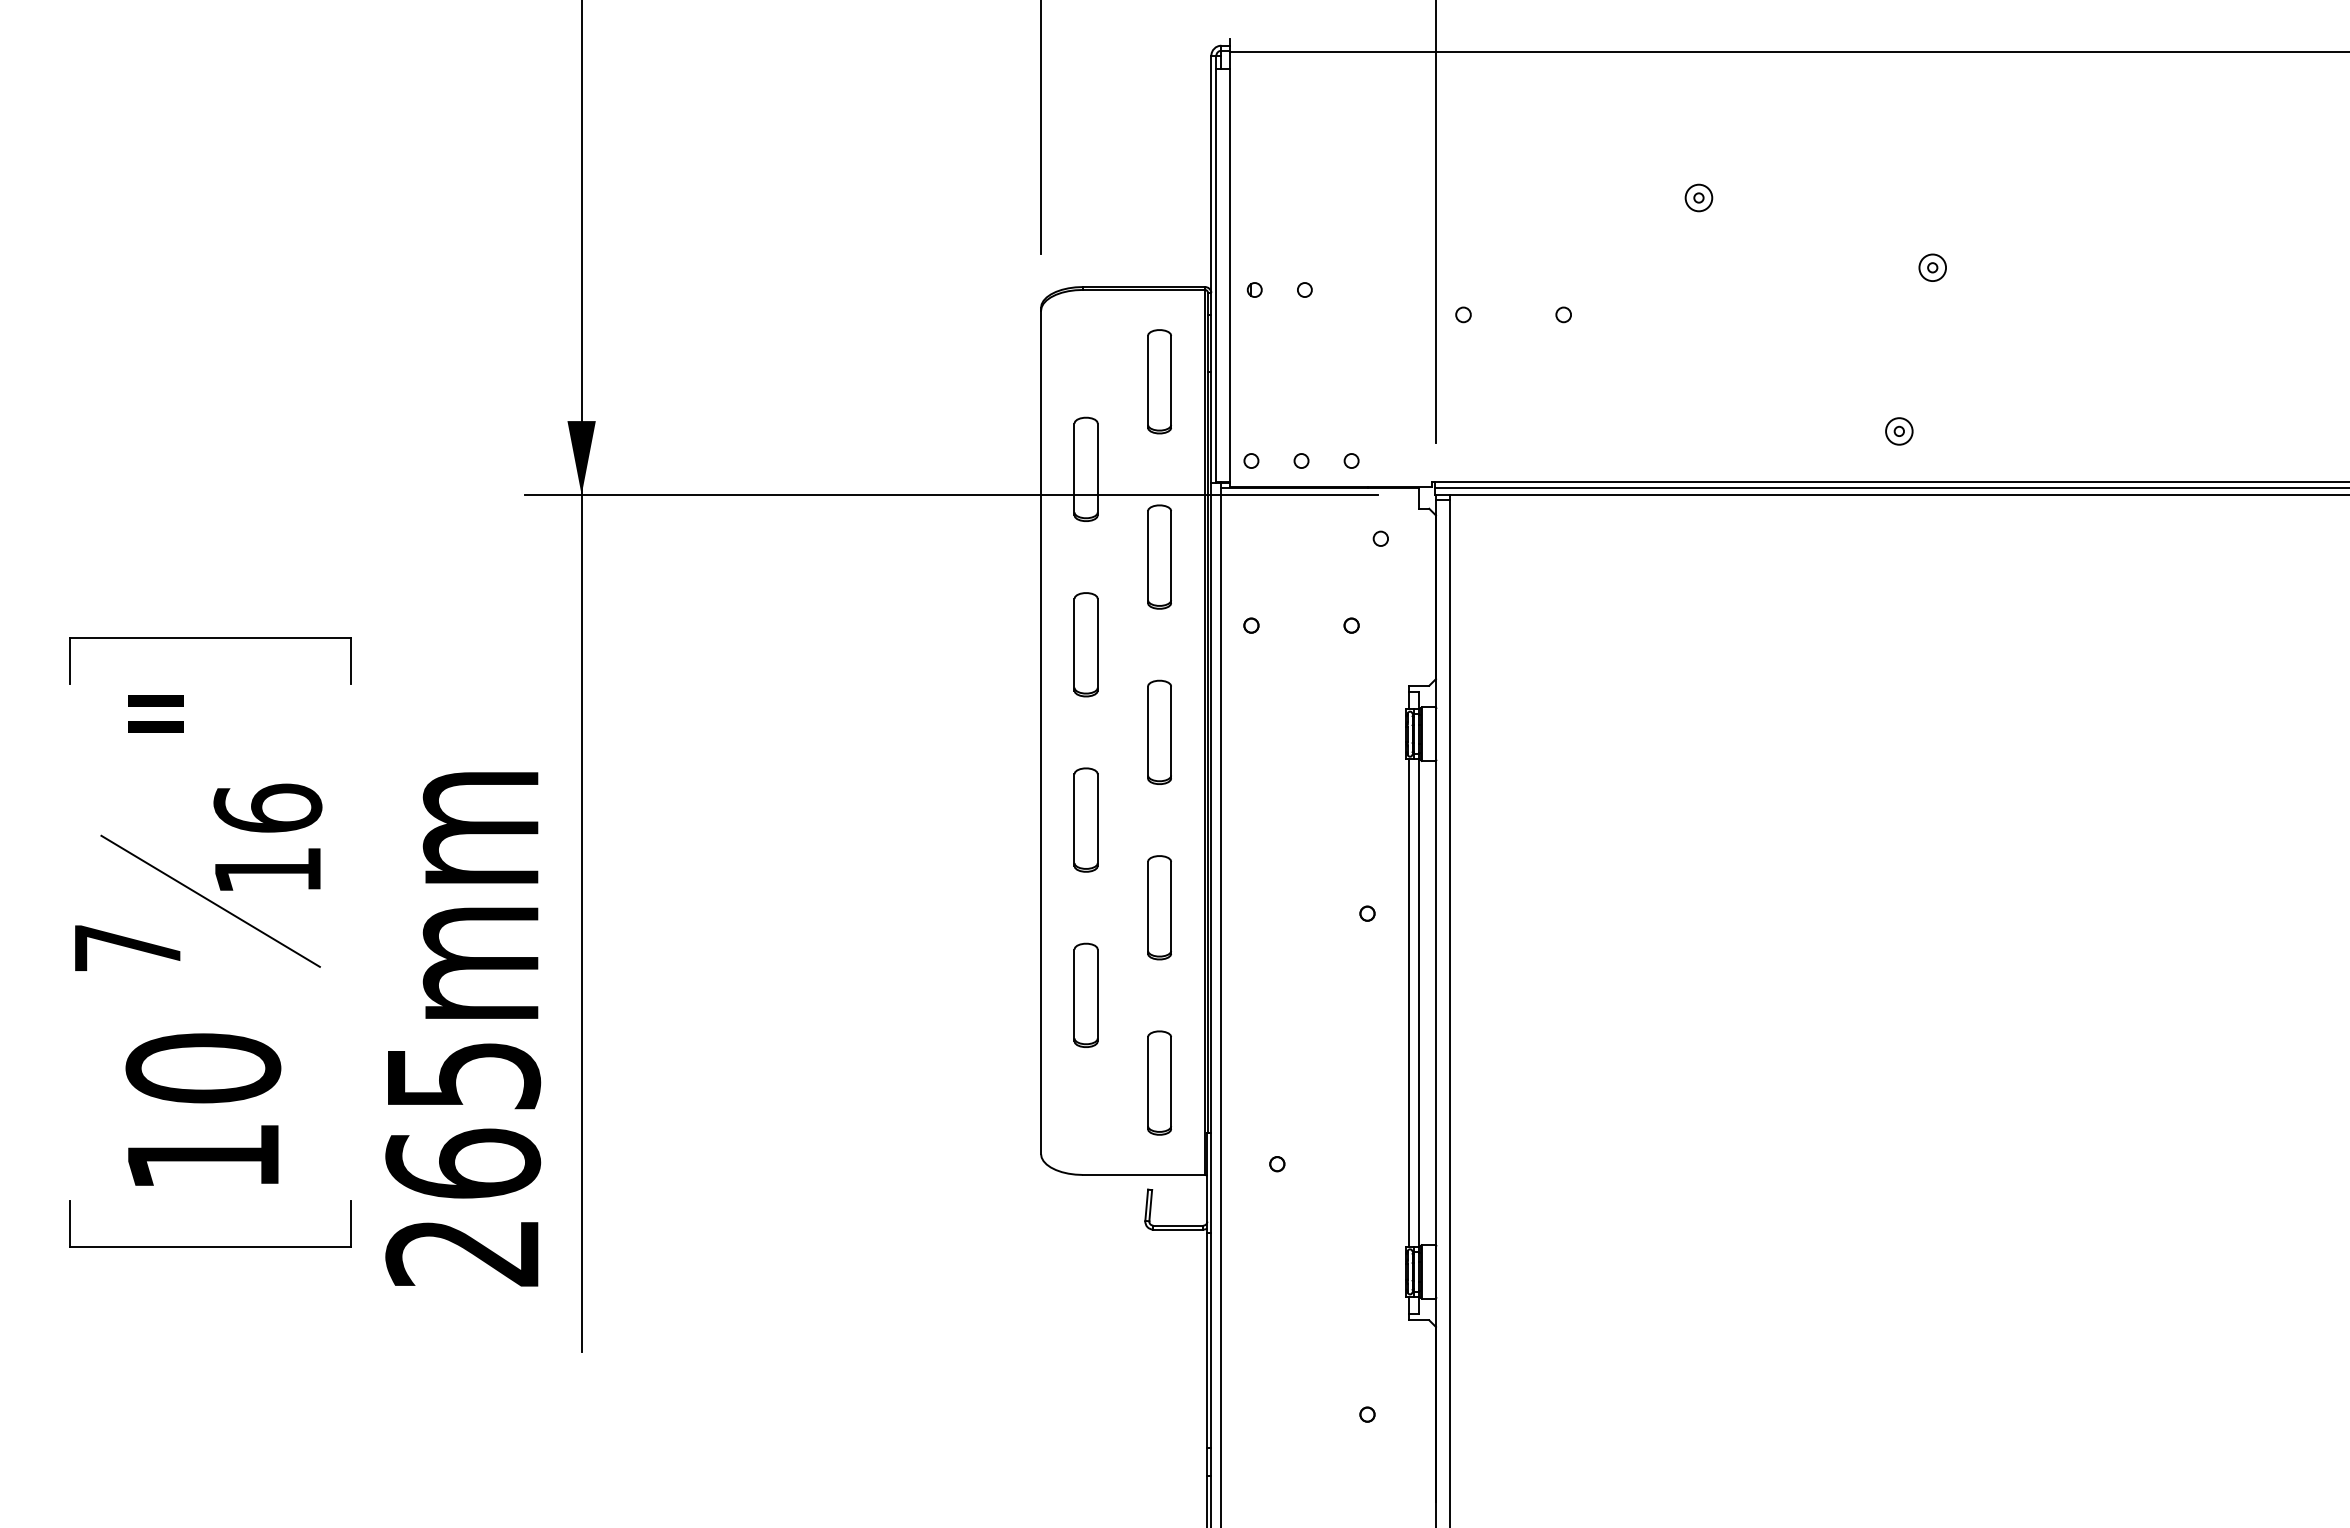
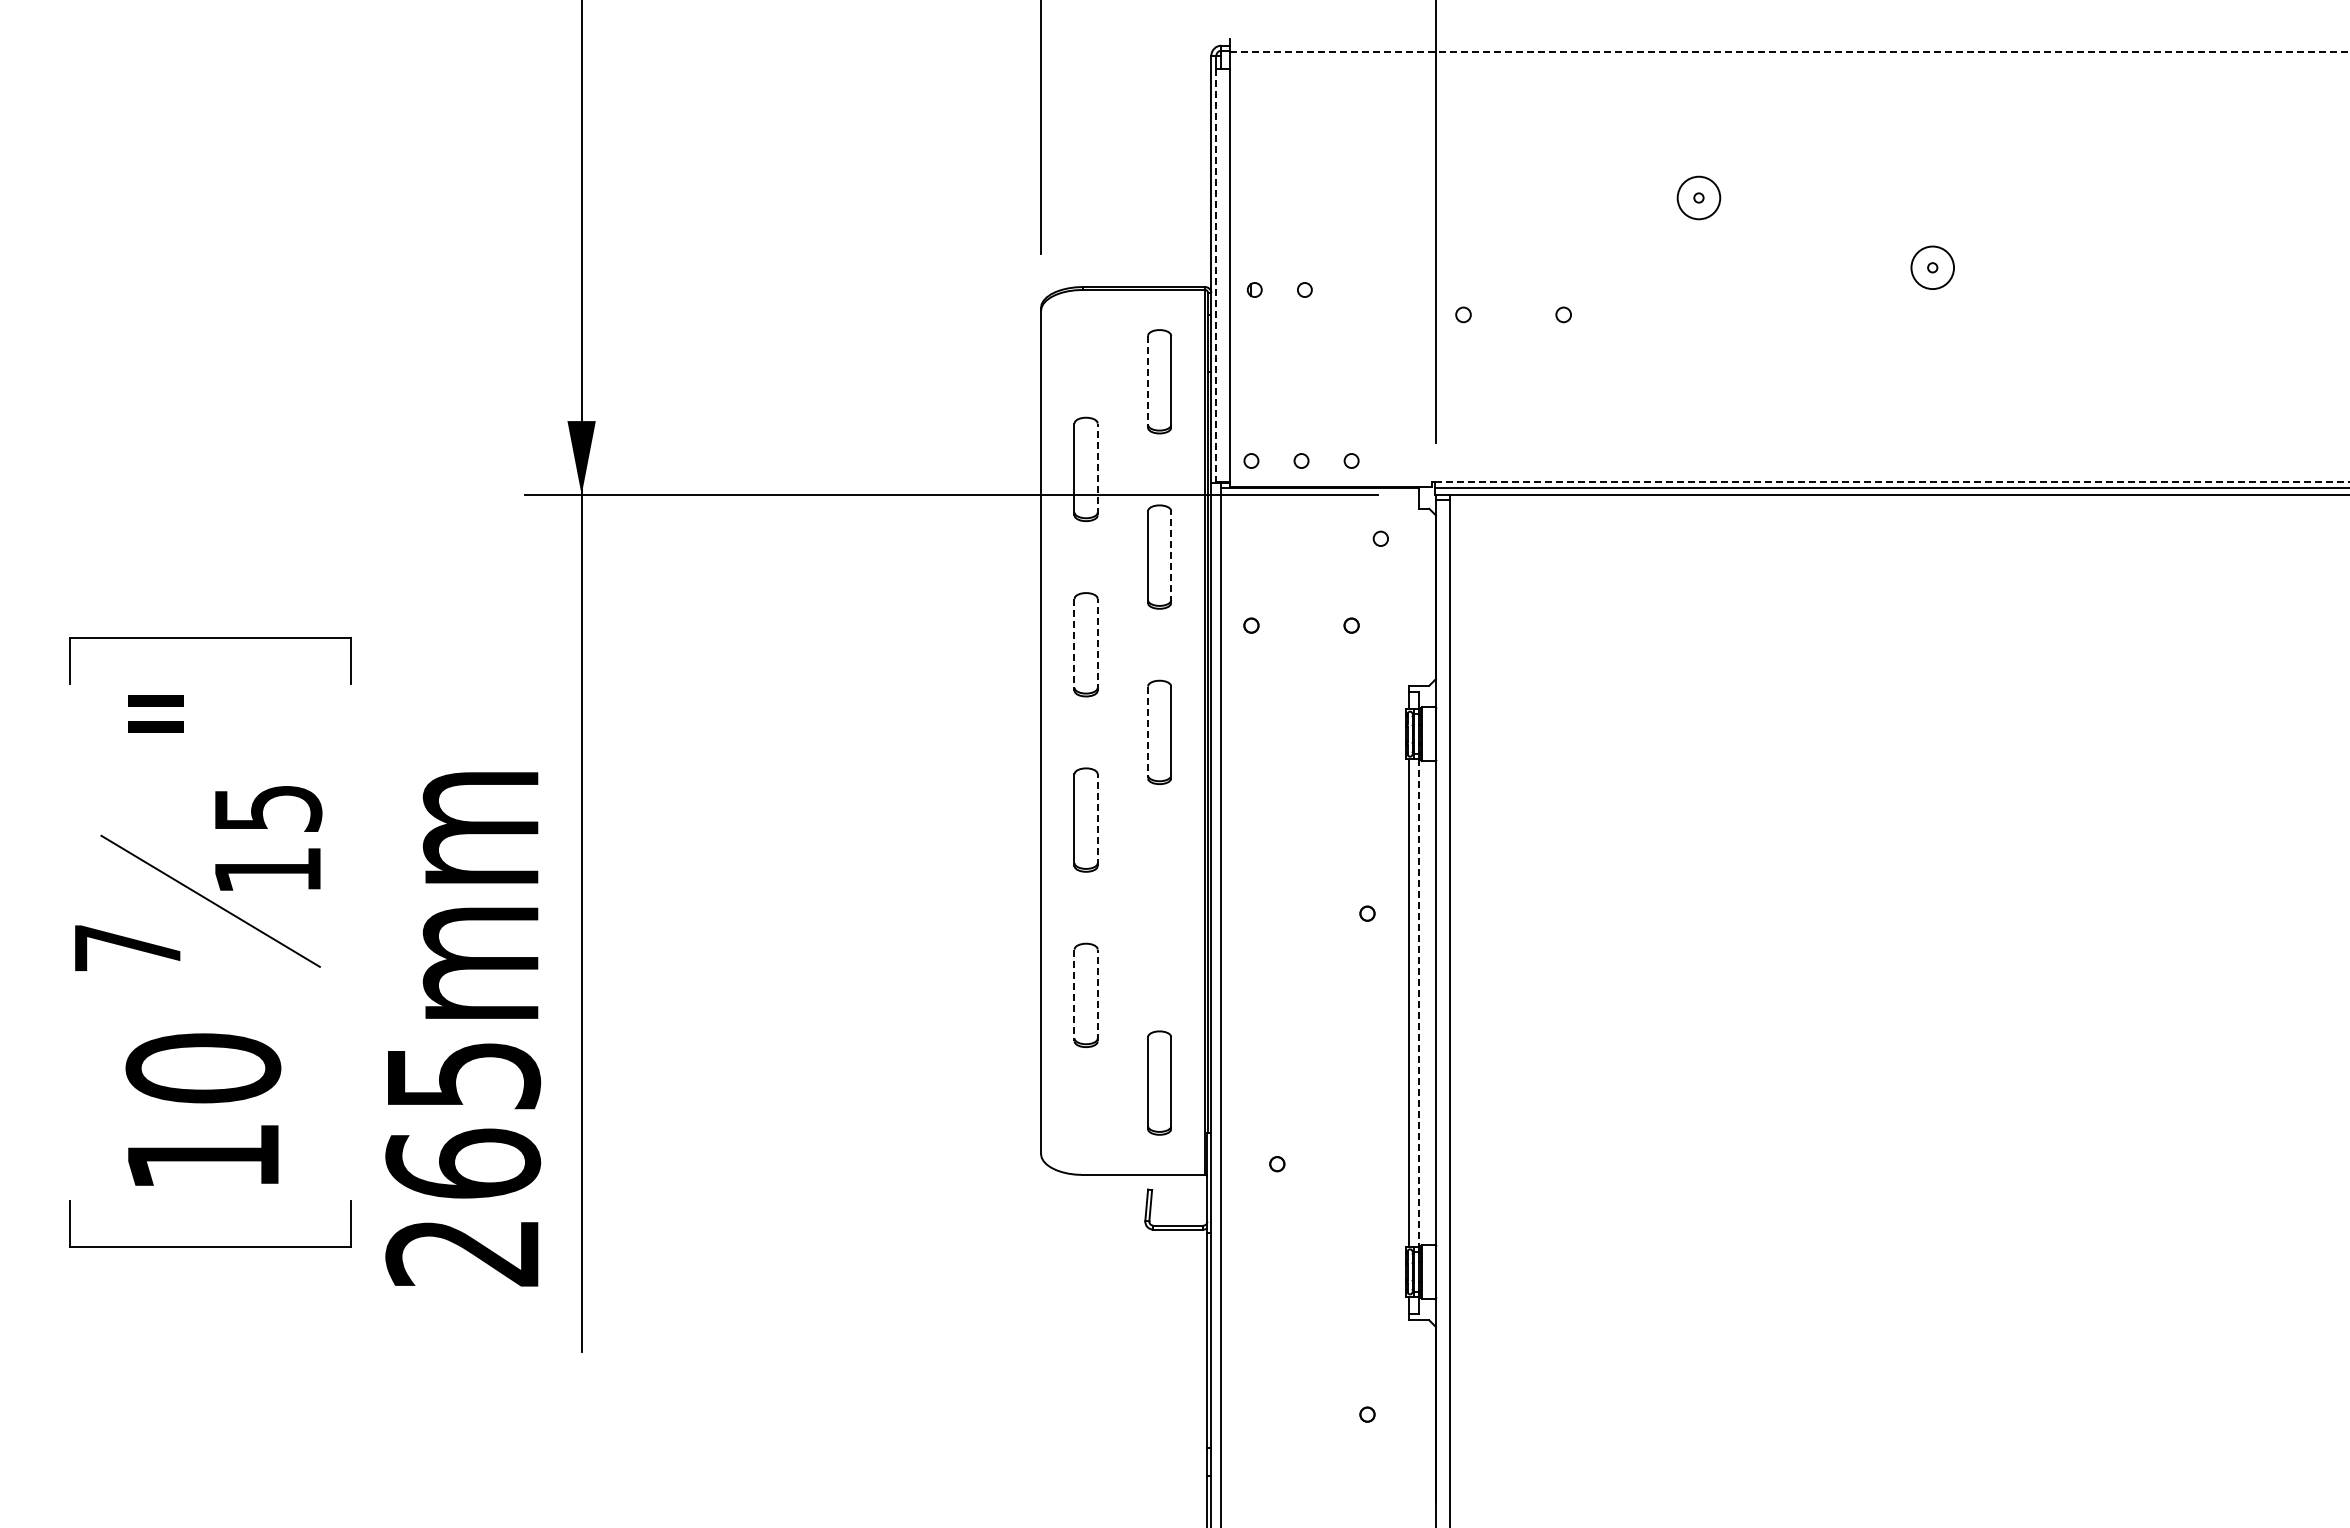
line: solid -> dashed (1789, 52)
circle diameter: 27 px -> 43 px (1698, 197)
circle diameter: 27 px -> 43 px (1932, 267)
line: solid -> dashed (1216, 275)
line: solid -> dashed (1147, 381)
part: present -> none (1899, 431)
line: solid -> dashed (1097, 469)
line: solid -> dashed (1893, 481)
line: solid -> dashed (1171, 557)
line: solid -> dashed (1074, 644)
line: solid -> dashed (1097, 644)
line: solid -> dashed (1147, 732)
text: 16 -> 15 (267, 807)
line: solid -> dashed (1097, 820)
part: present -> none (1159, 907)
line: solid -> dashed (1074, 995)
line: solid -> dashed (1097, 995)
line: solid -> dashed (1419, 1003)
